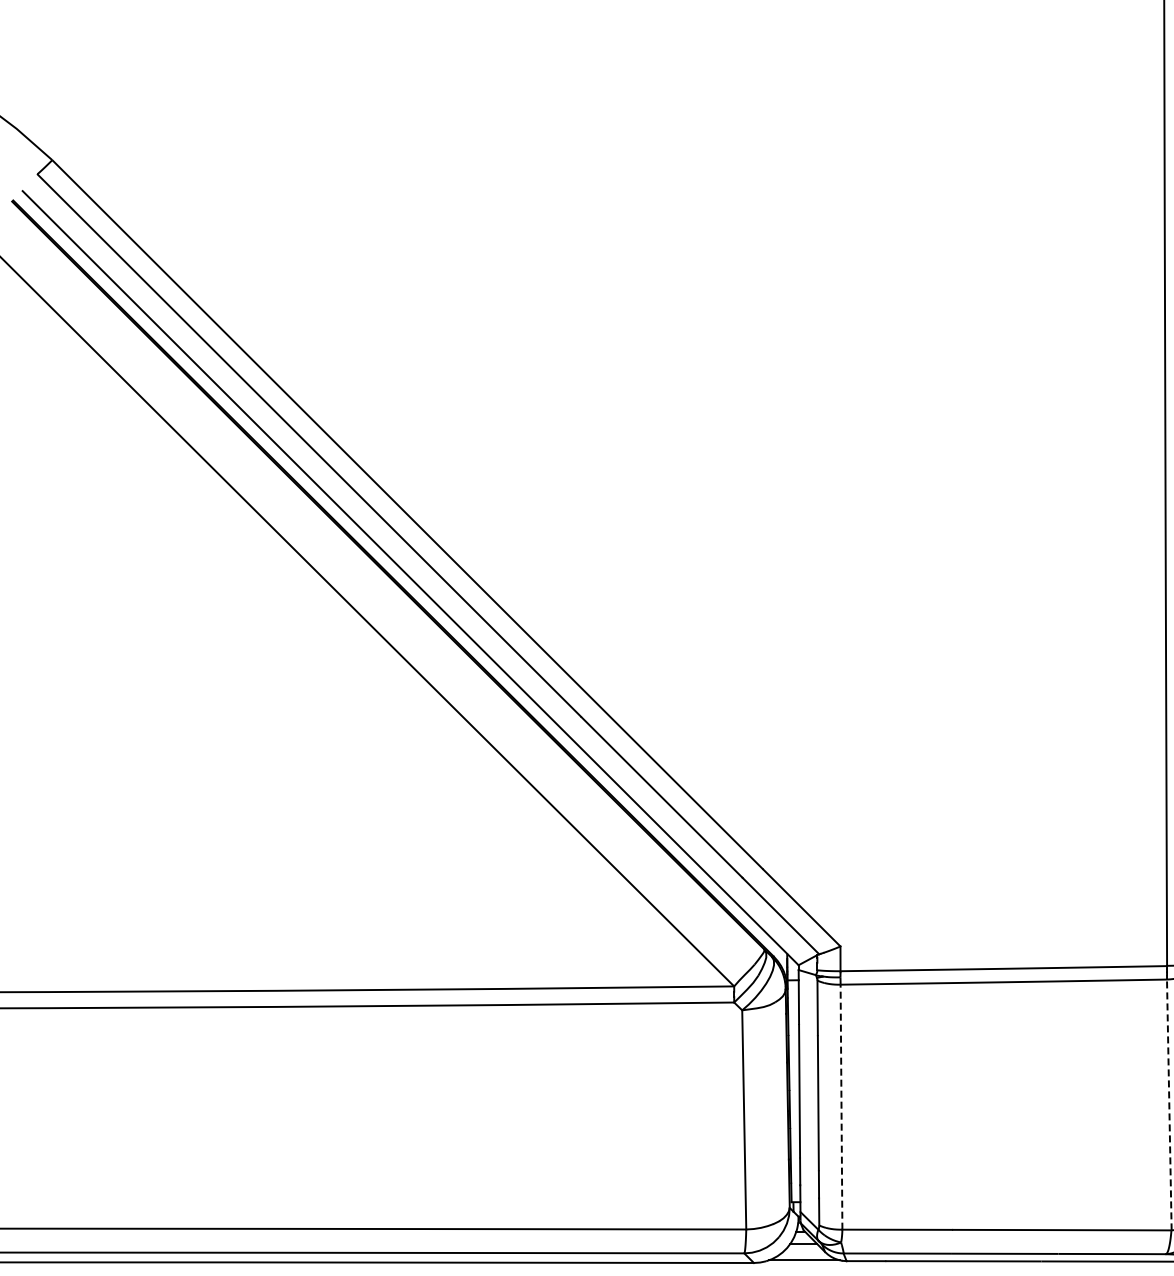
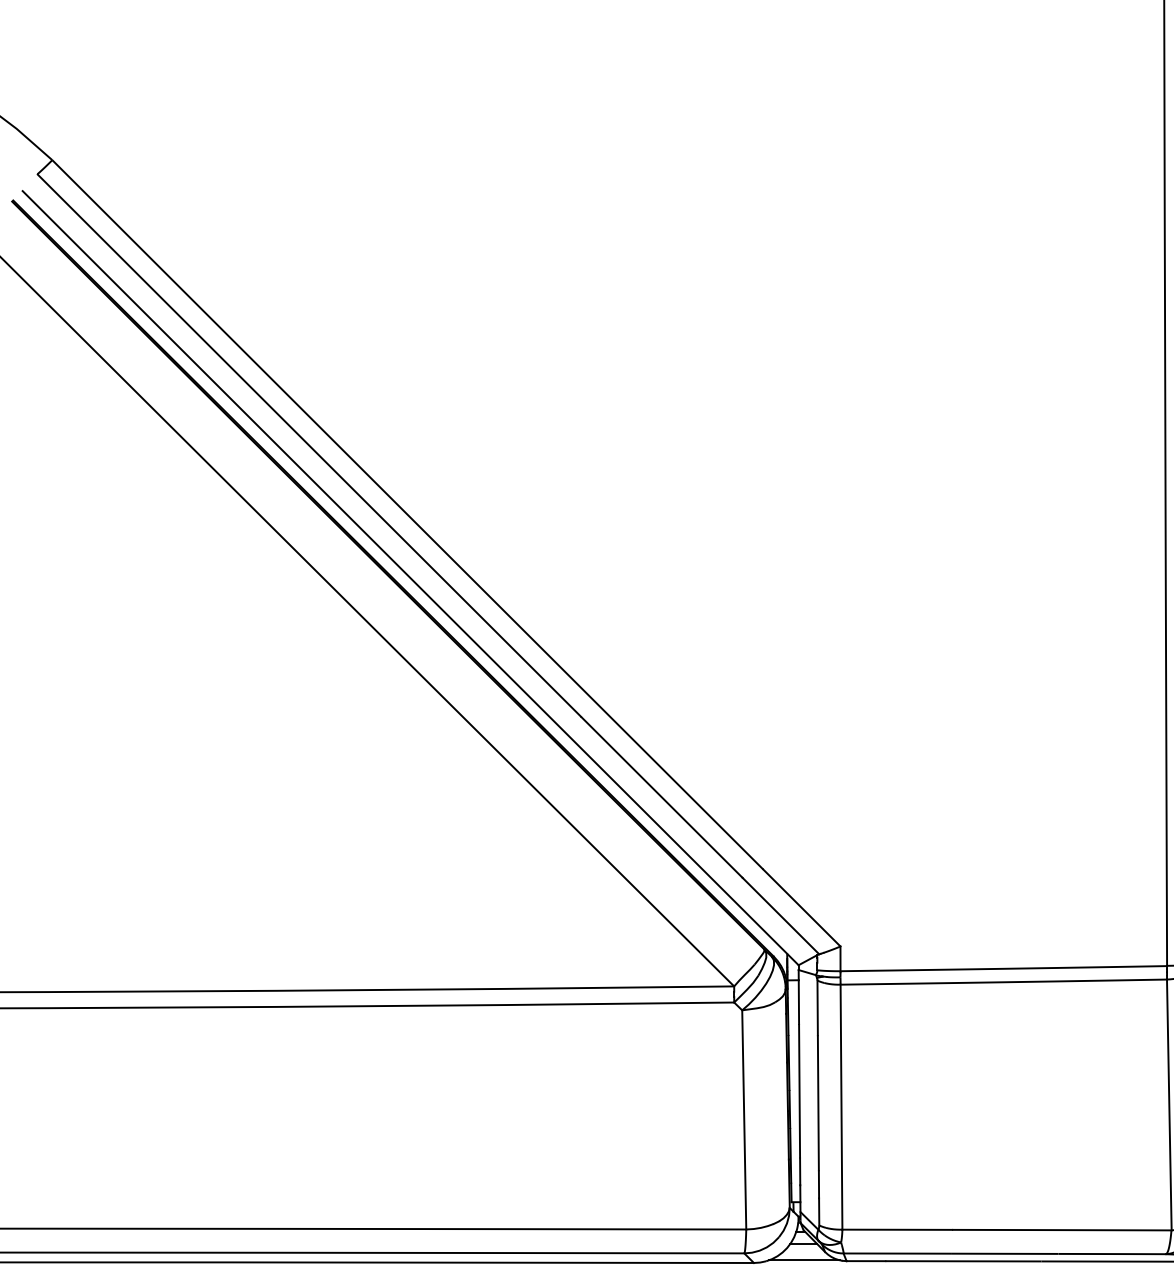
line: dashed -> solid (1169, 1104)
line: dashed -> solid (841, 1106)
